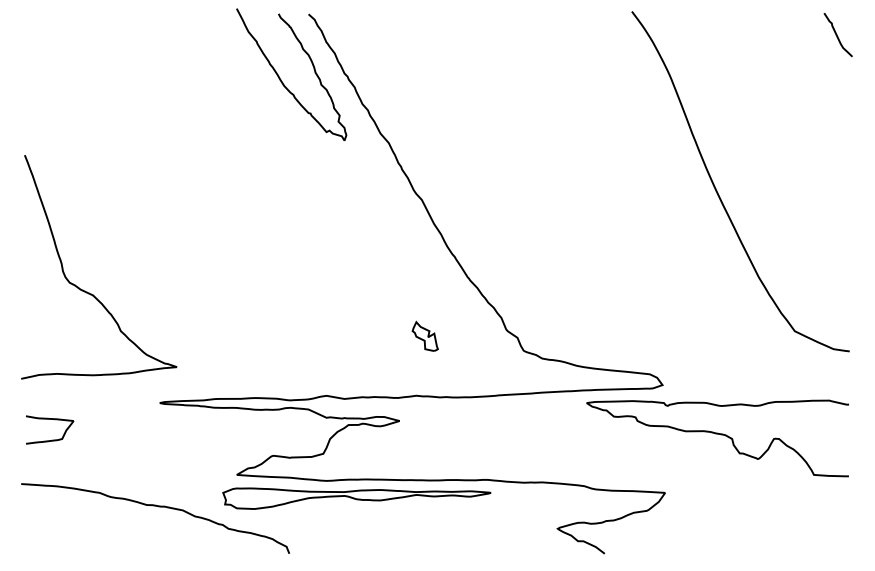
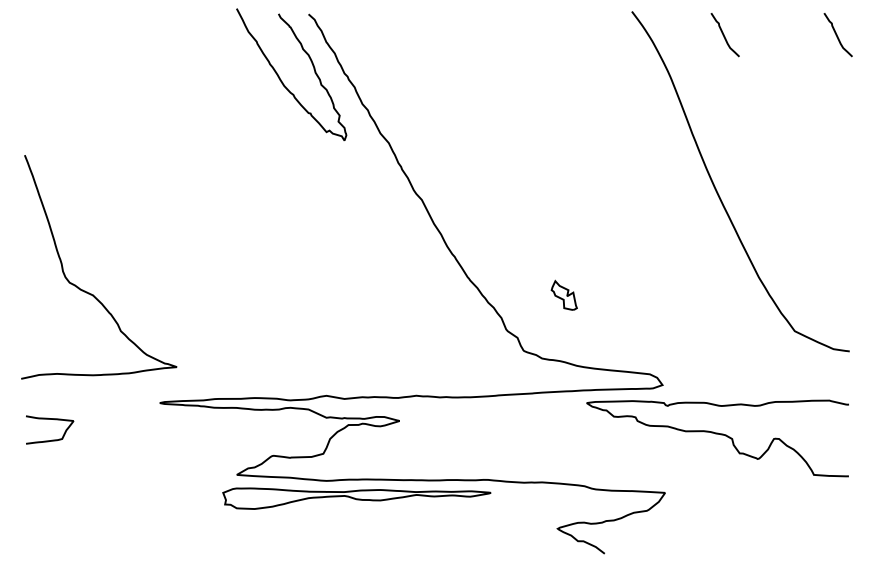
curve: none -> present (724, 35)
part position: (424, 335) -> (563, 294) (563, 294)
curve: present -> none (158, 507)
